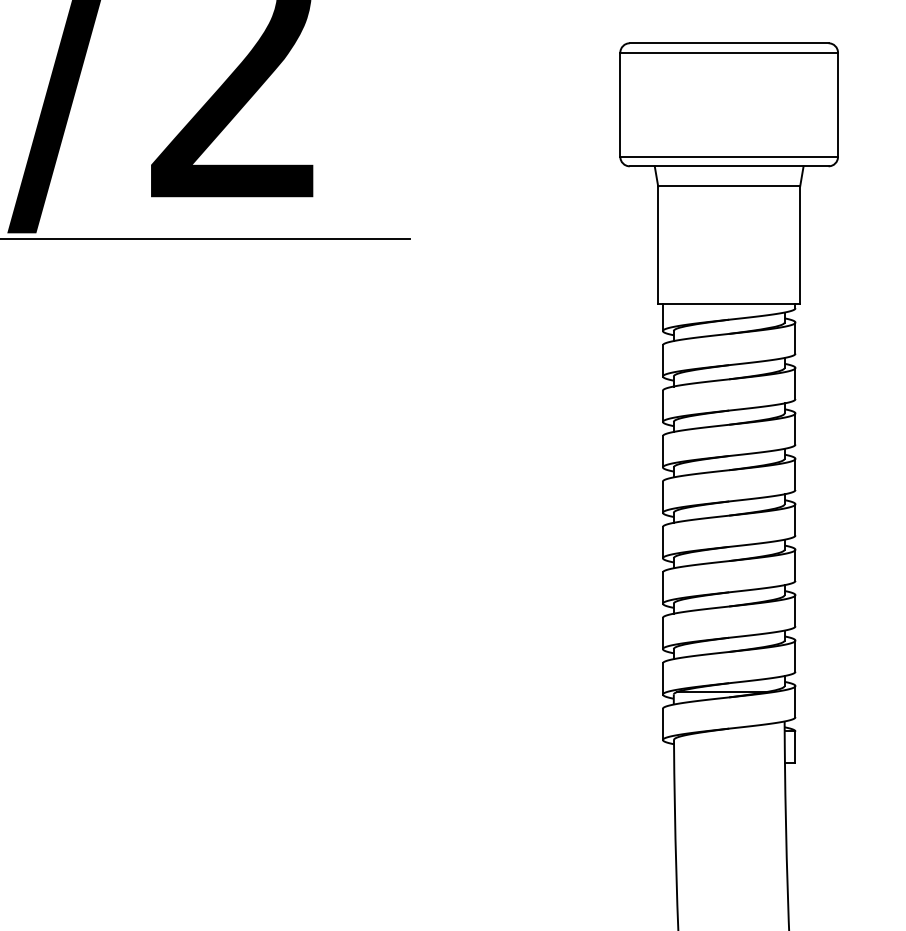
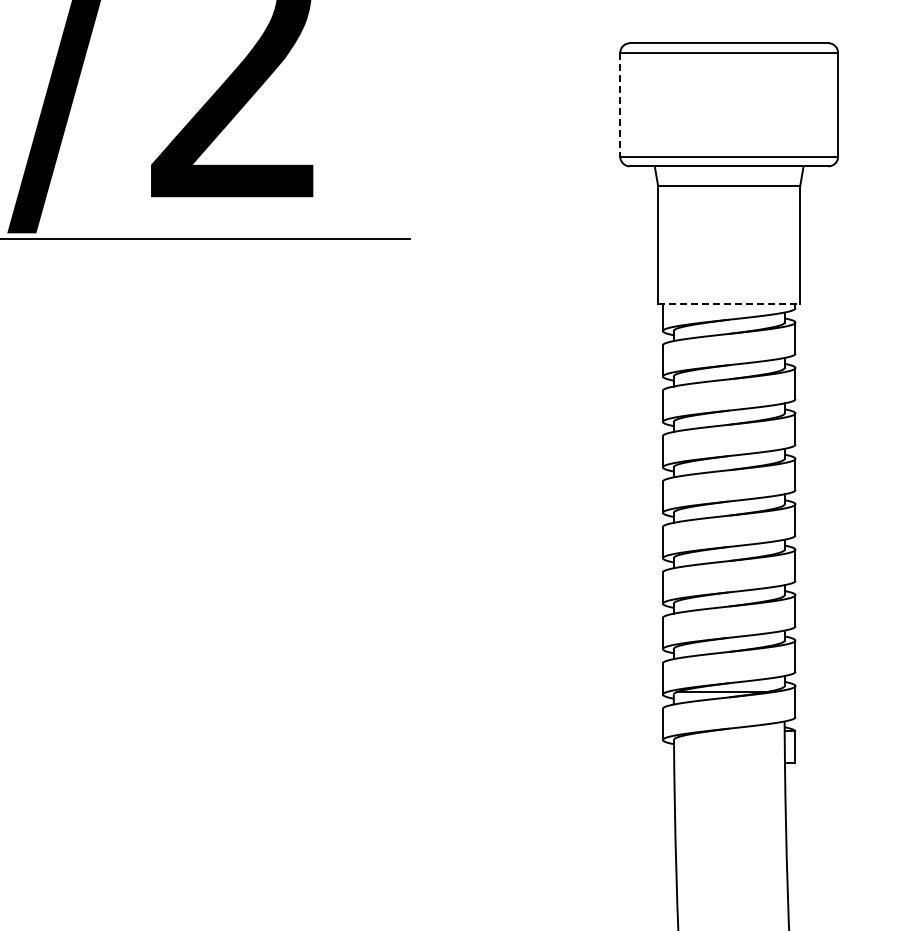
line: solid -> dashed (620, 105)
line: solid -> dashed (729, 303)
